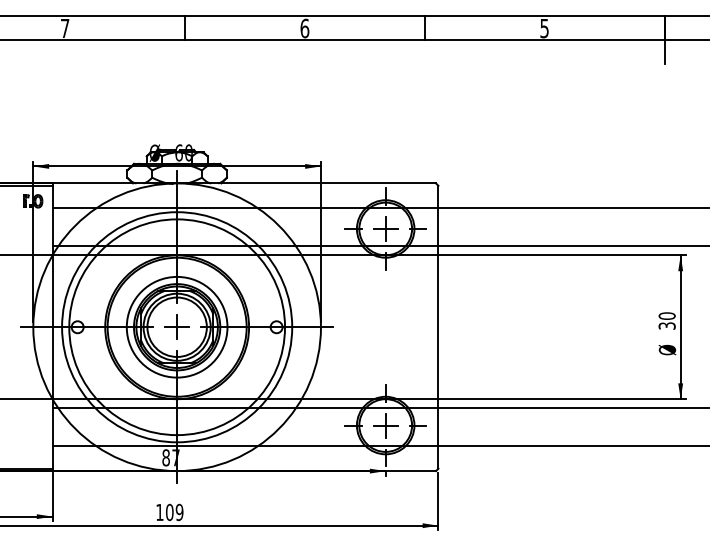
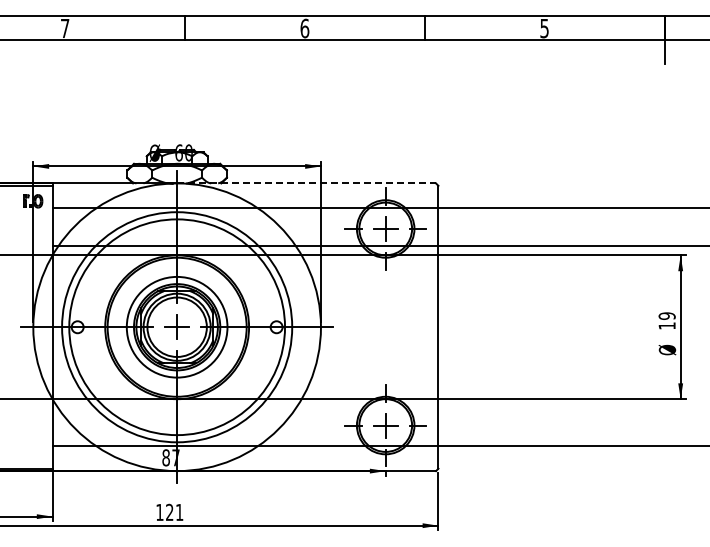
line: solid -> dashed (307, 183)
text: 30 -> 19 (666, 320)
line: present -> none (379, 408)
text: 109 -> 121 (174, 512)
